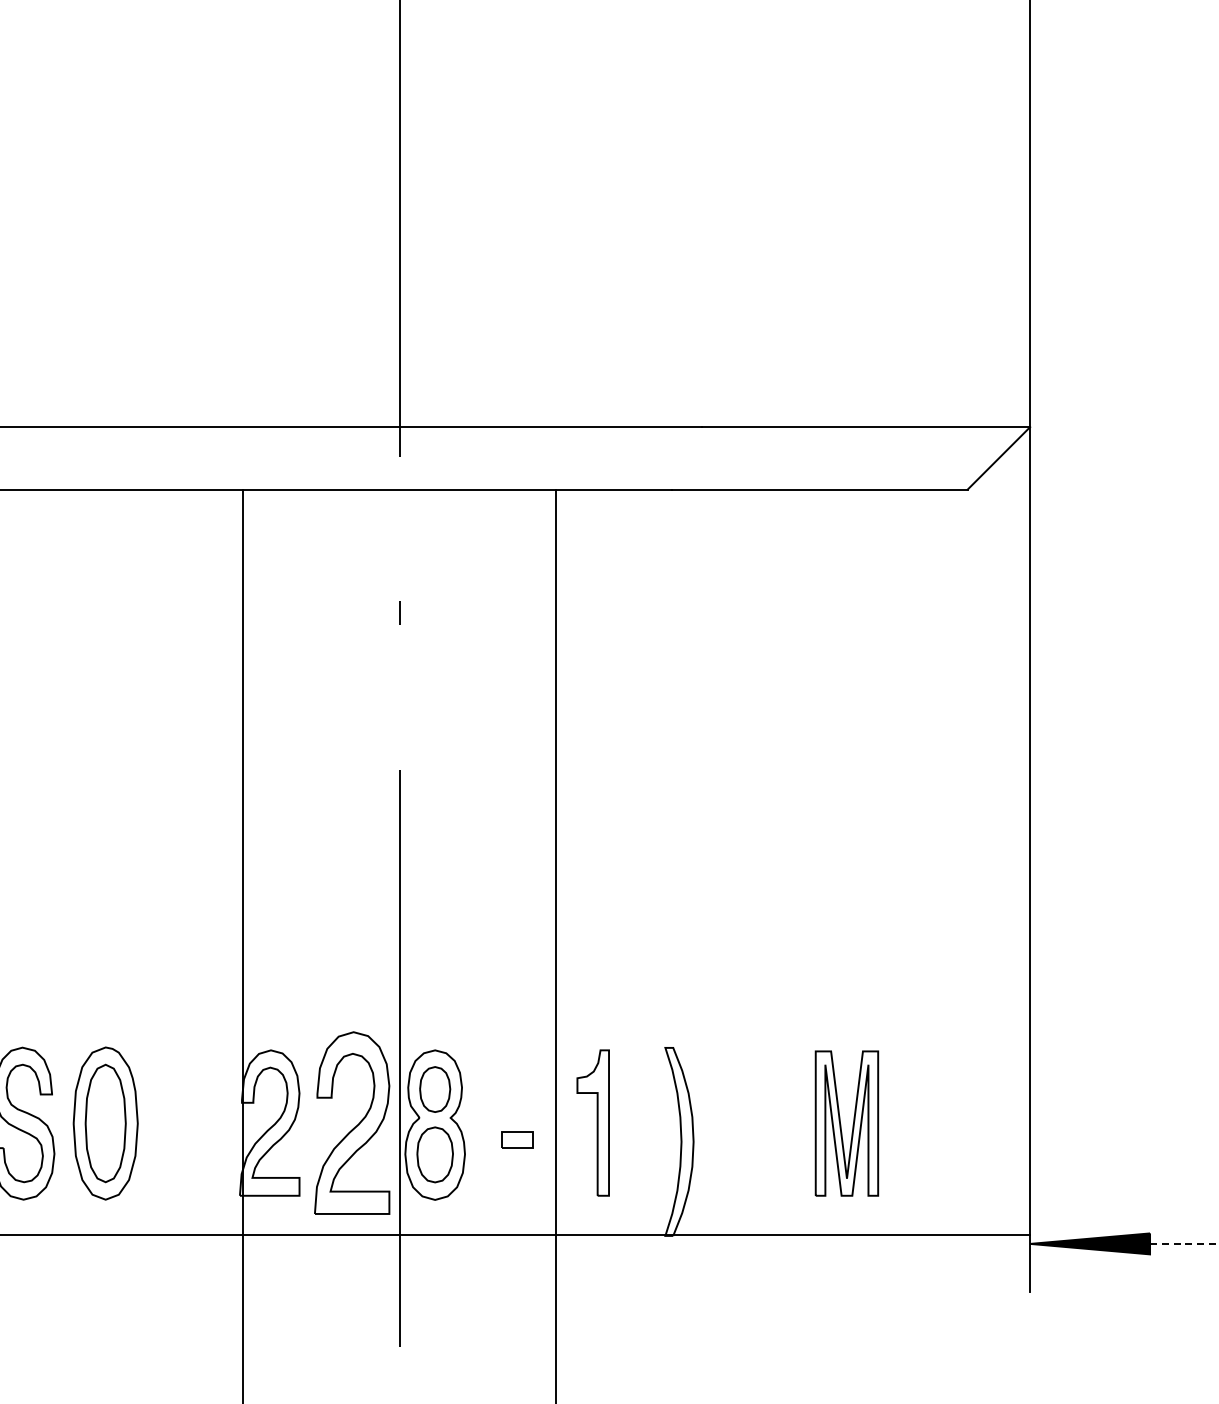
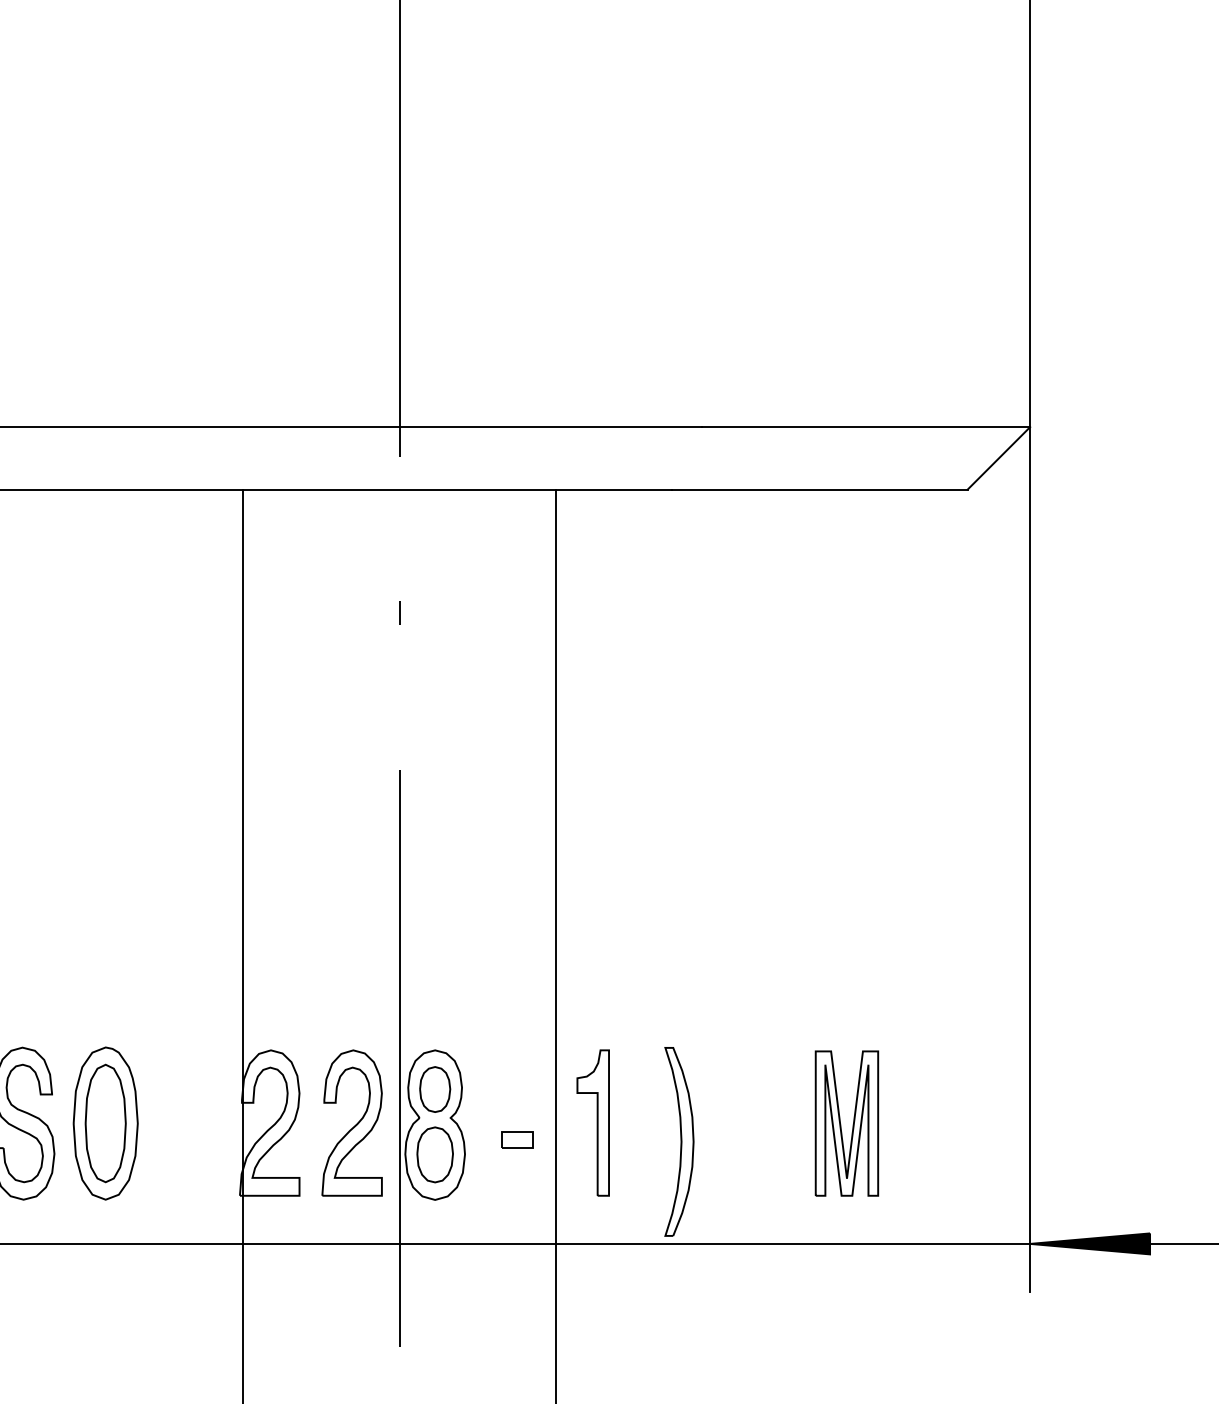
part size: 77x184 px -> 62x148 px (351, 1122)
line position: (516, 1234) -> (516, 1243) (516, 1243)
line: dashed -> solid (1184, 1243)
